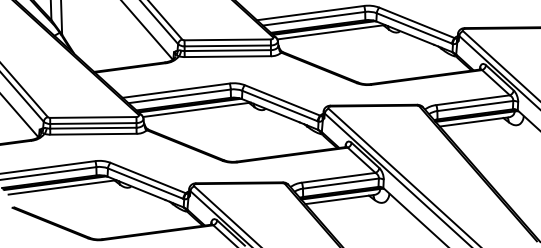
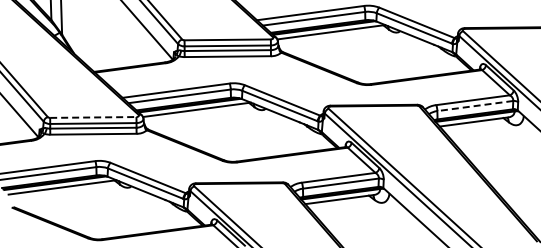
line: solid -> dashed (474, 106)
line: solid -> dashed (93, 117)
